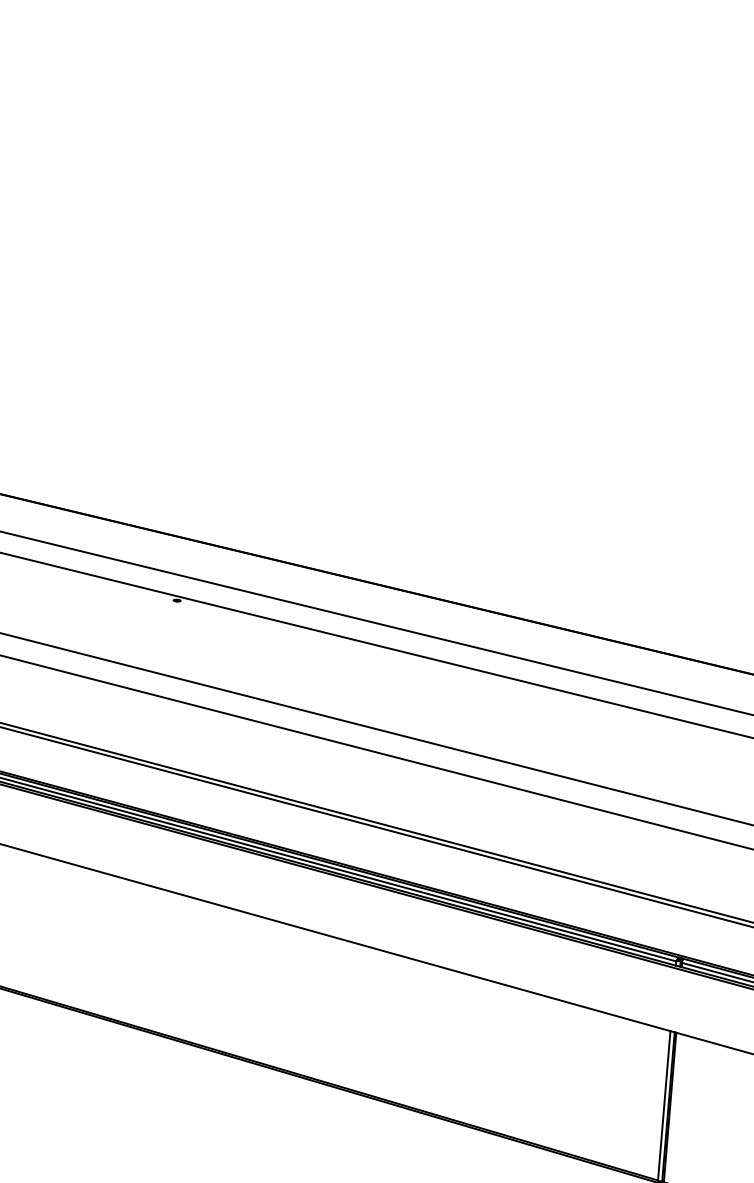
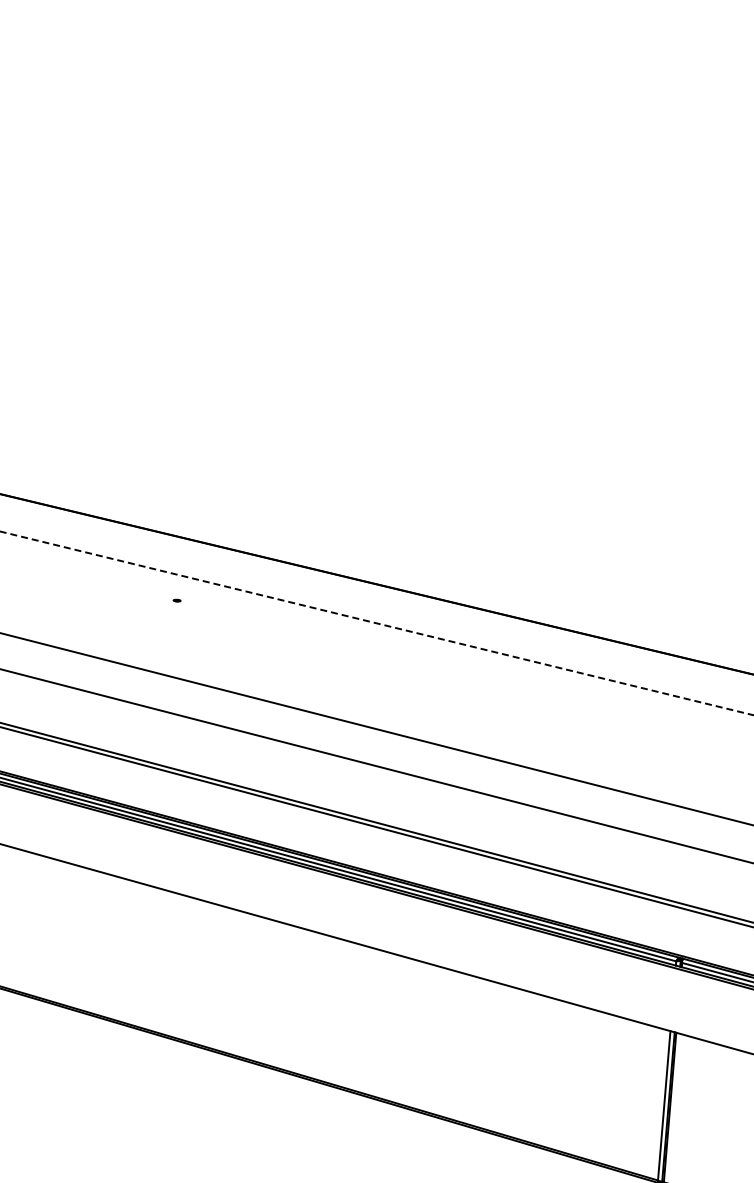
line: solid -> dashed (377, 623)
line: present -> none (376, 645)
line position: (376, 752) -> (376, 765) (376, 765)
